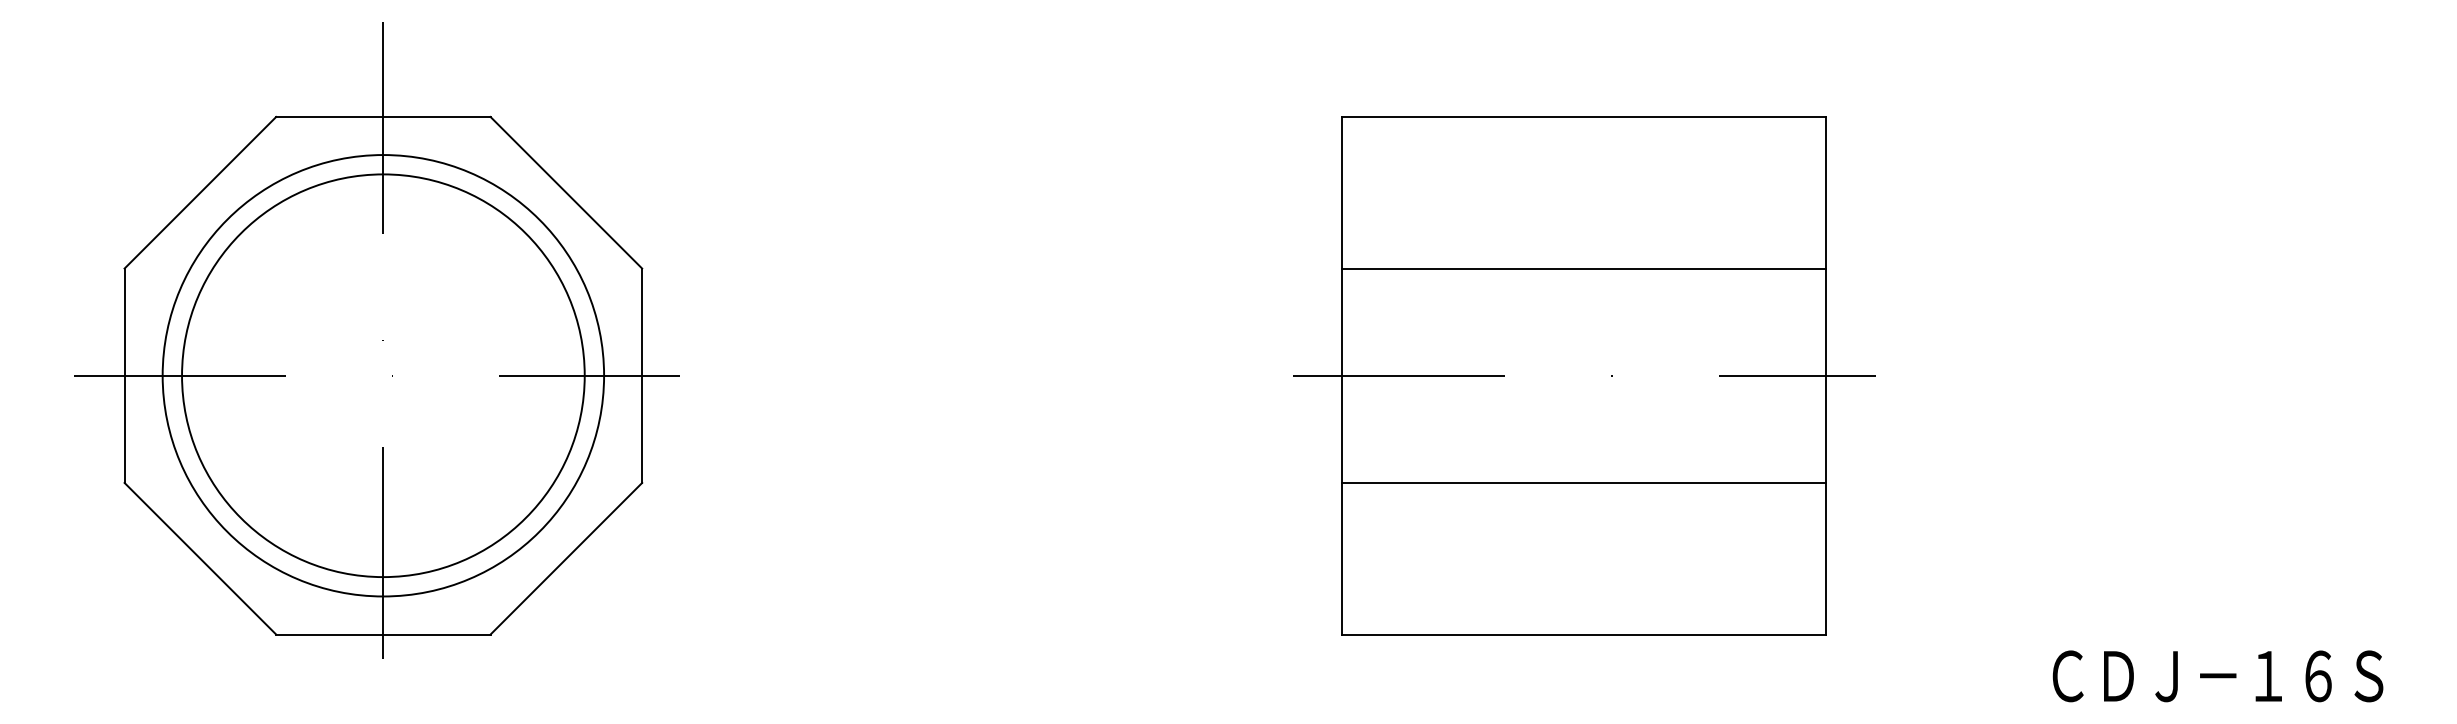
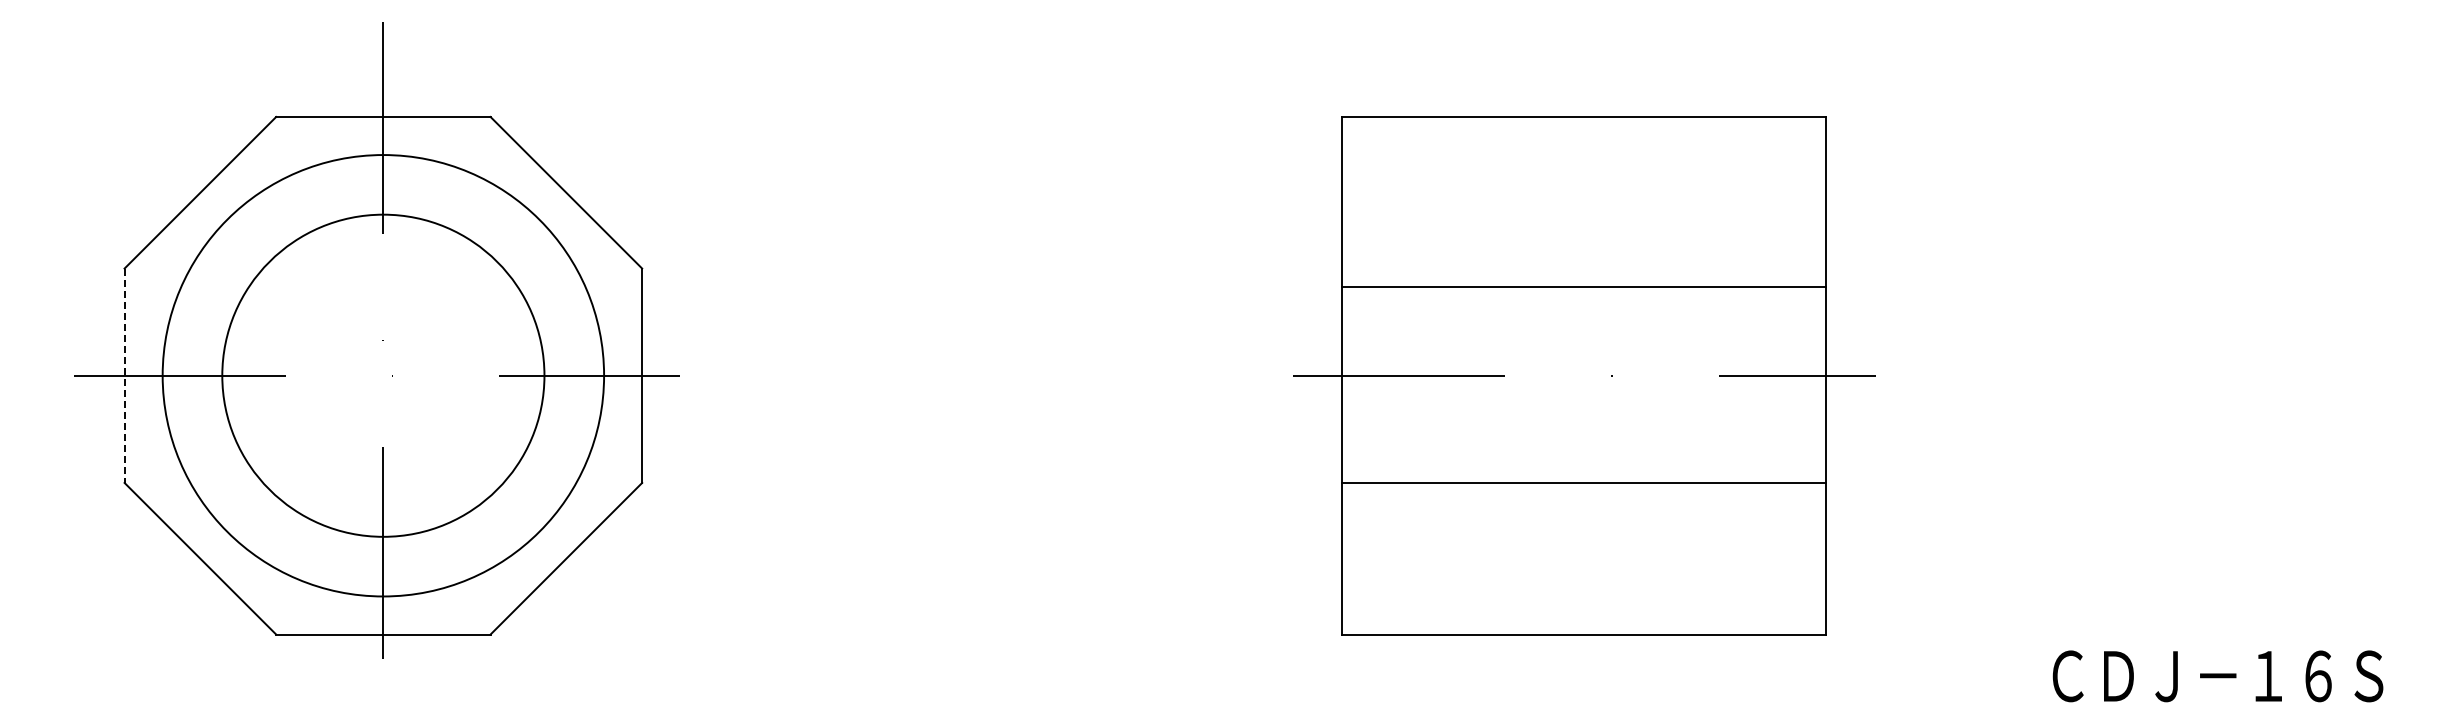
line position: (1583, 268) -> (1583, 286) (1583, 286)
circle diameter: 403 px -> 322 px (383, 375)
line: solid -> dashed (124, 376)
